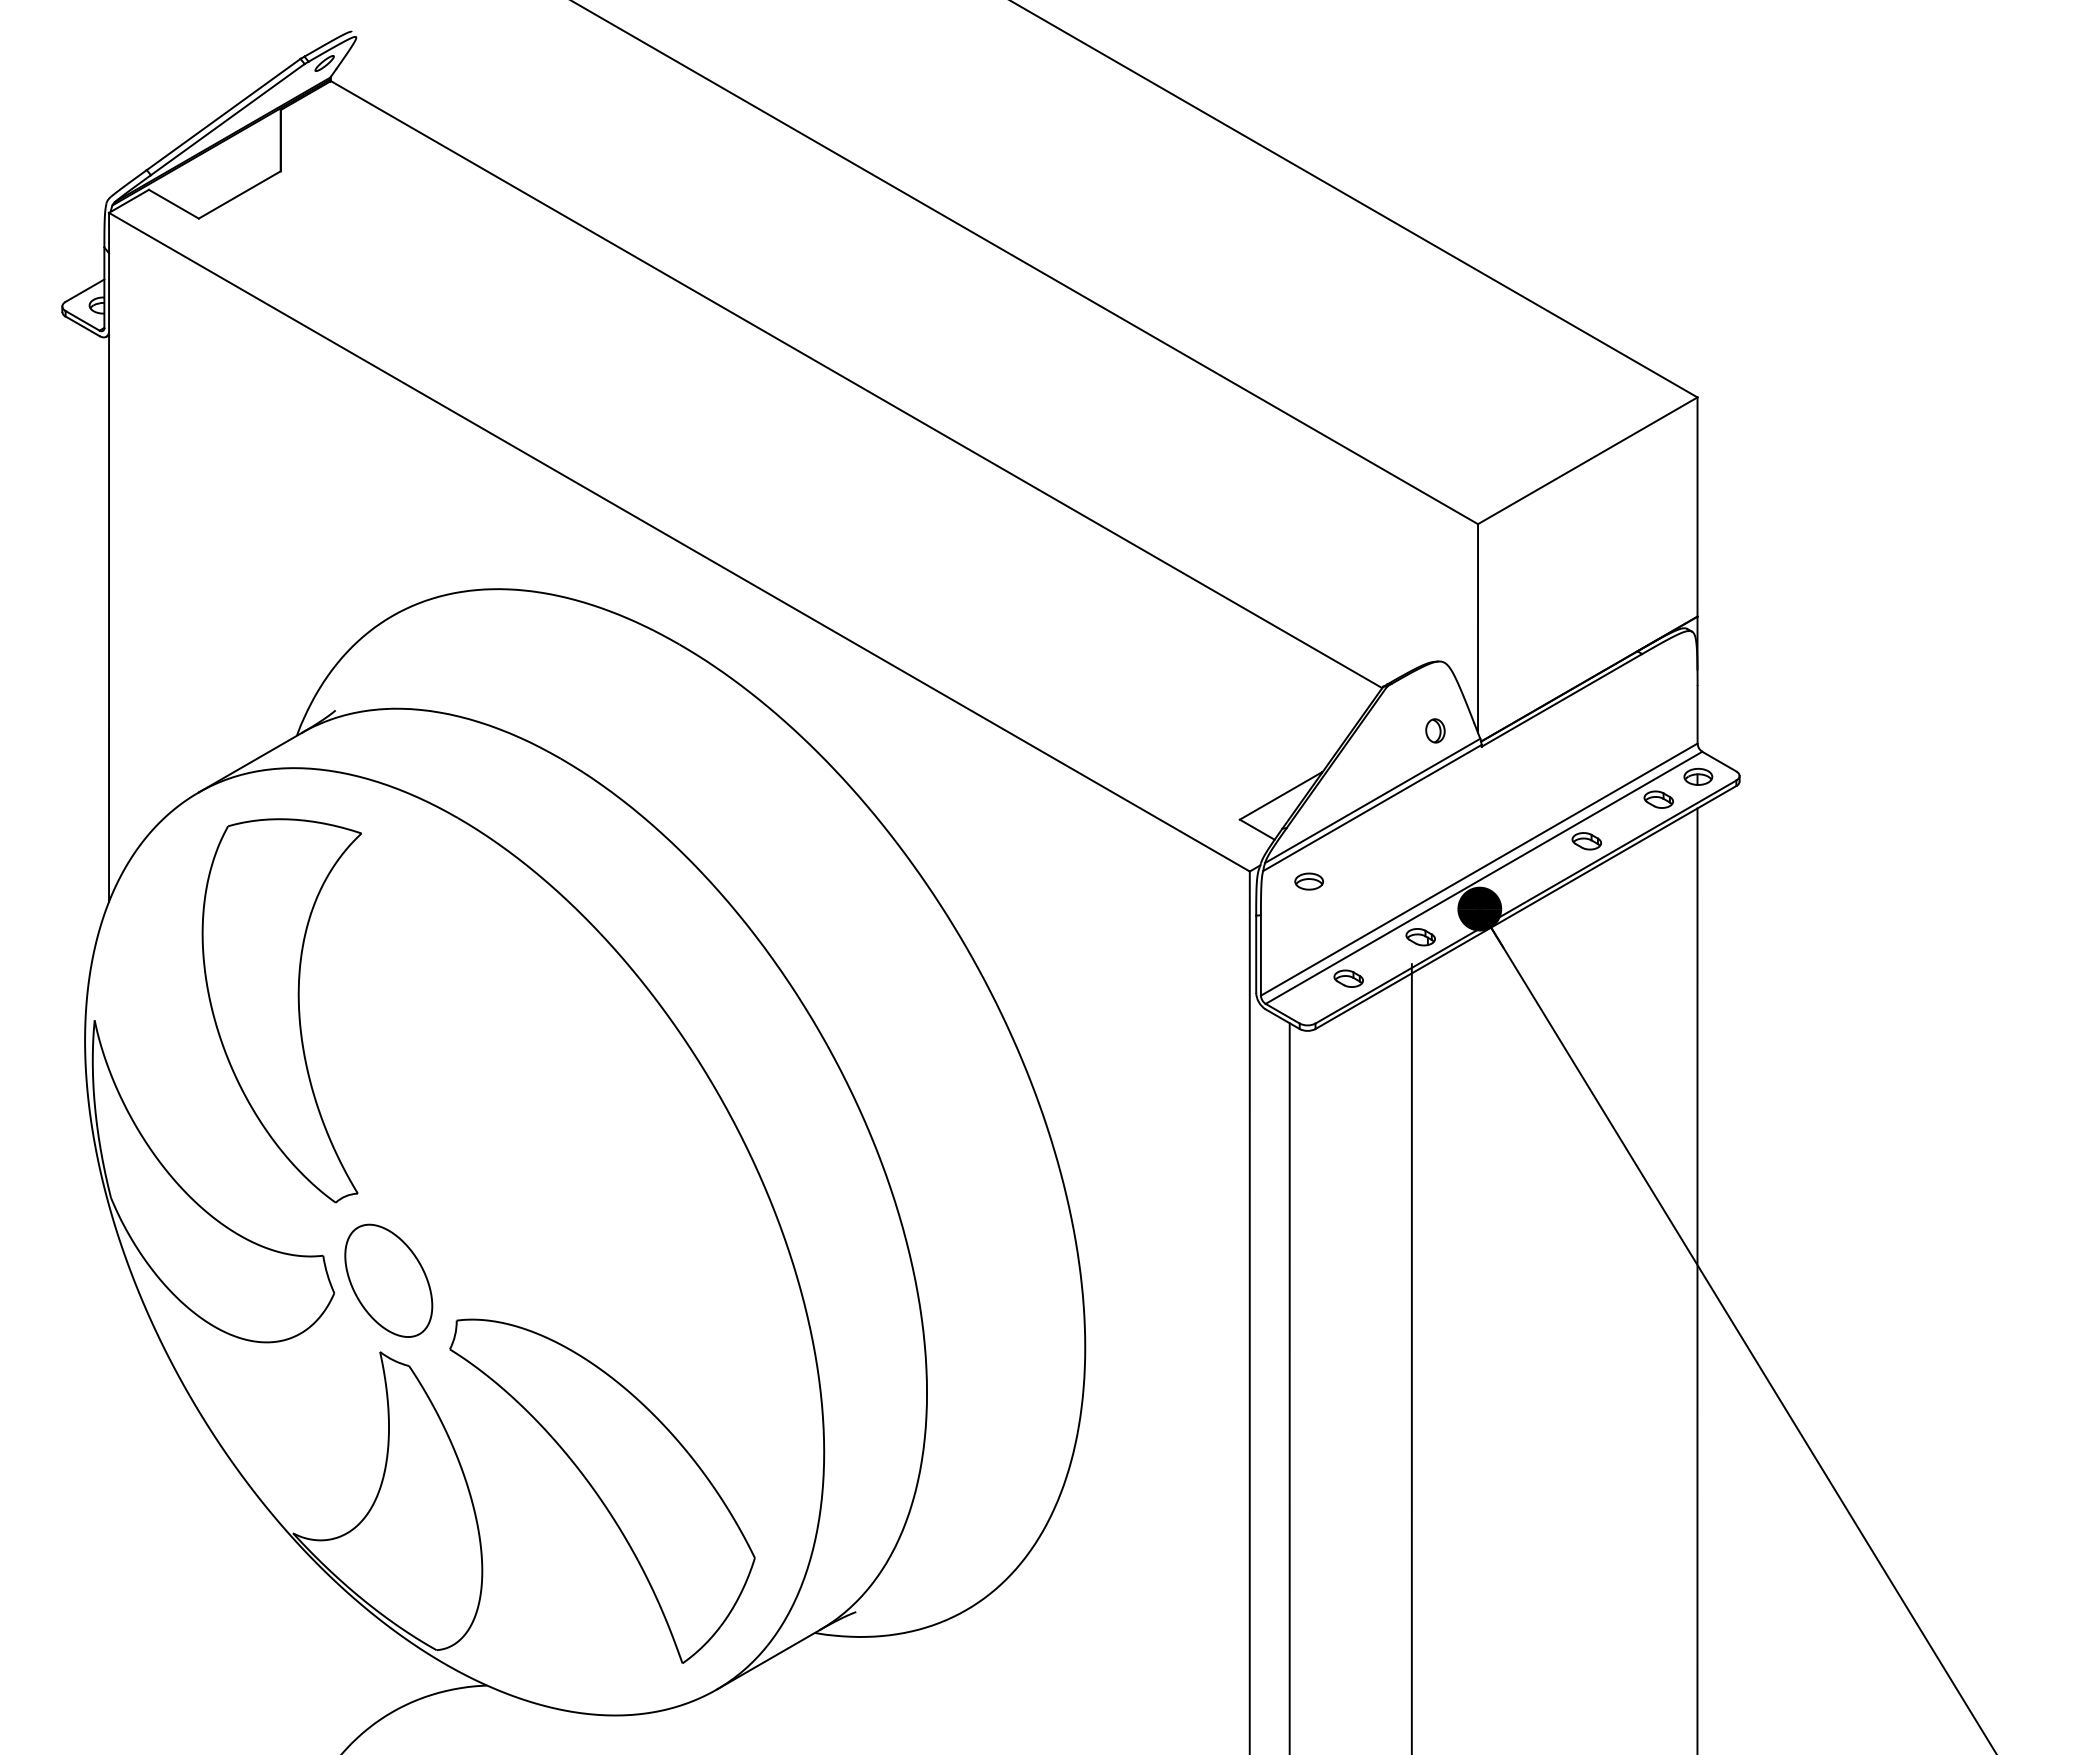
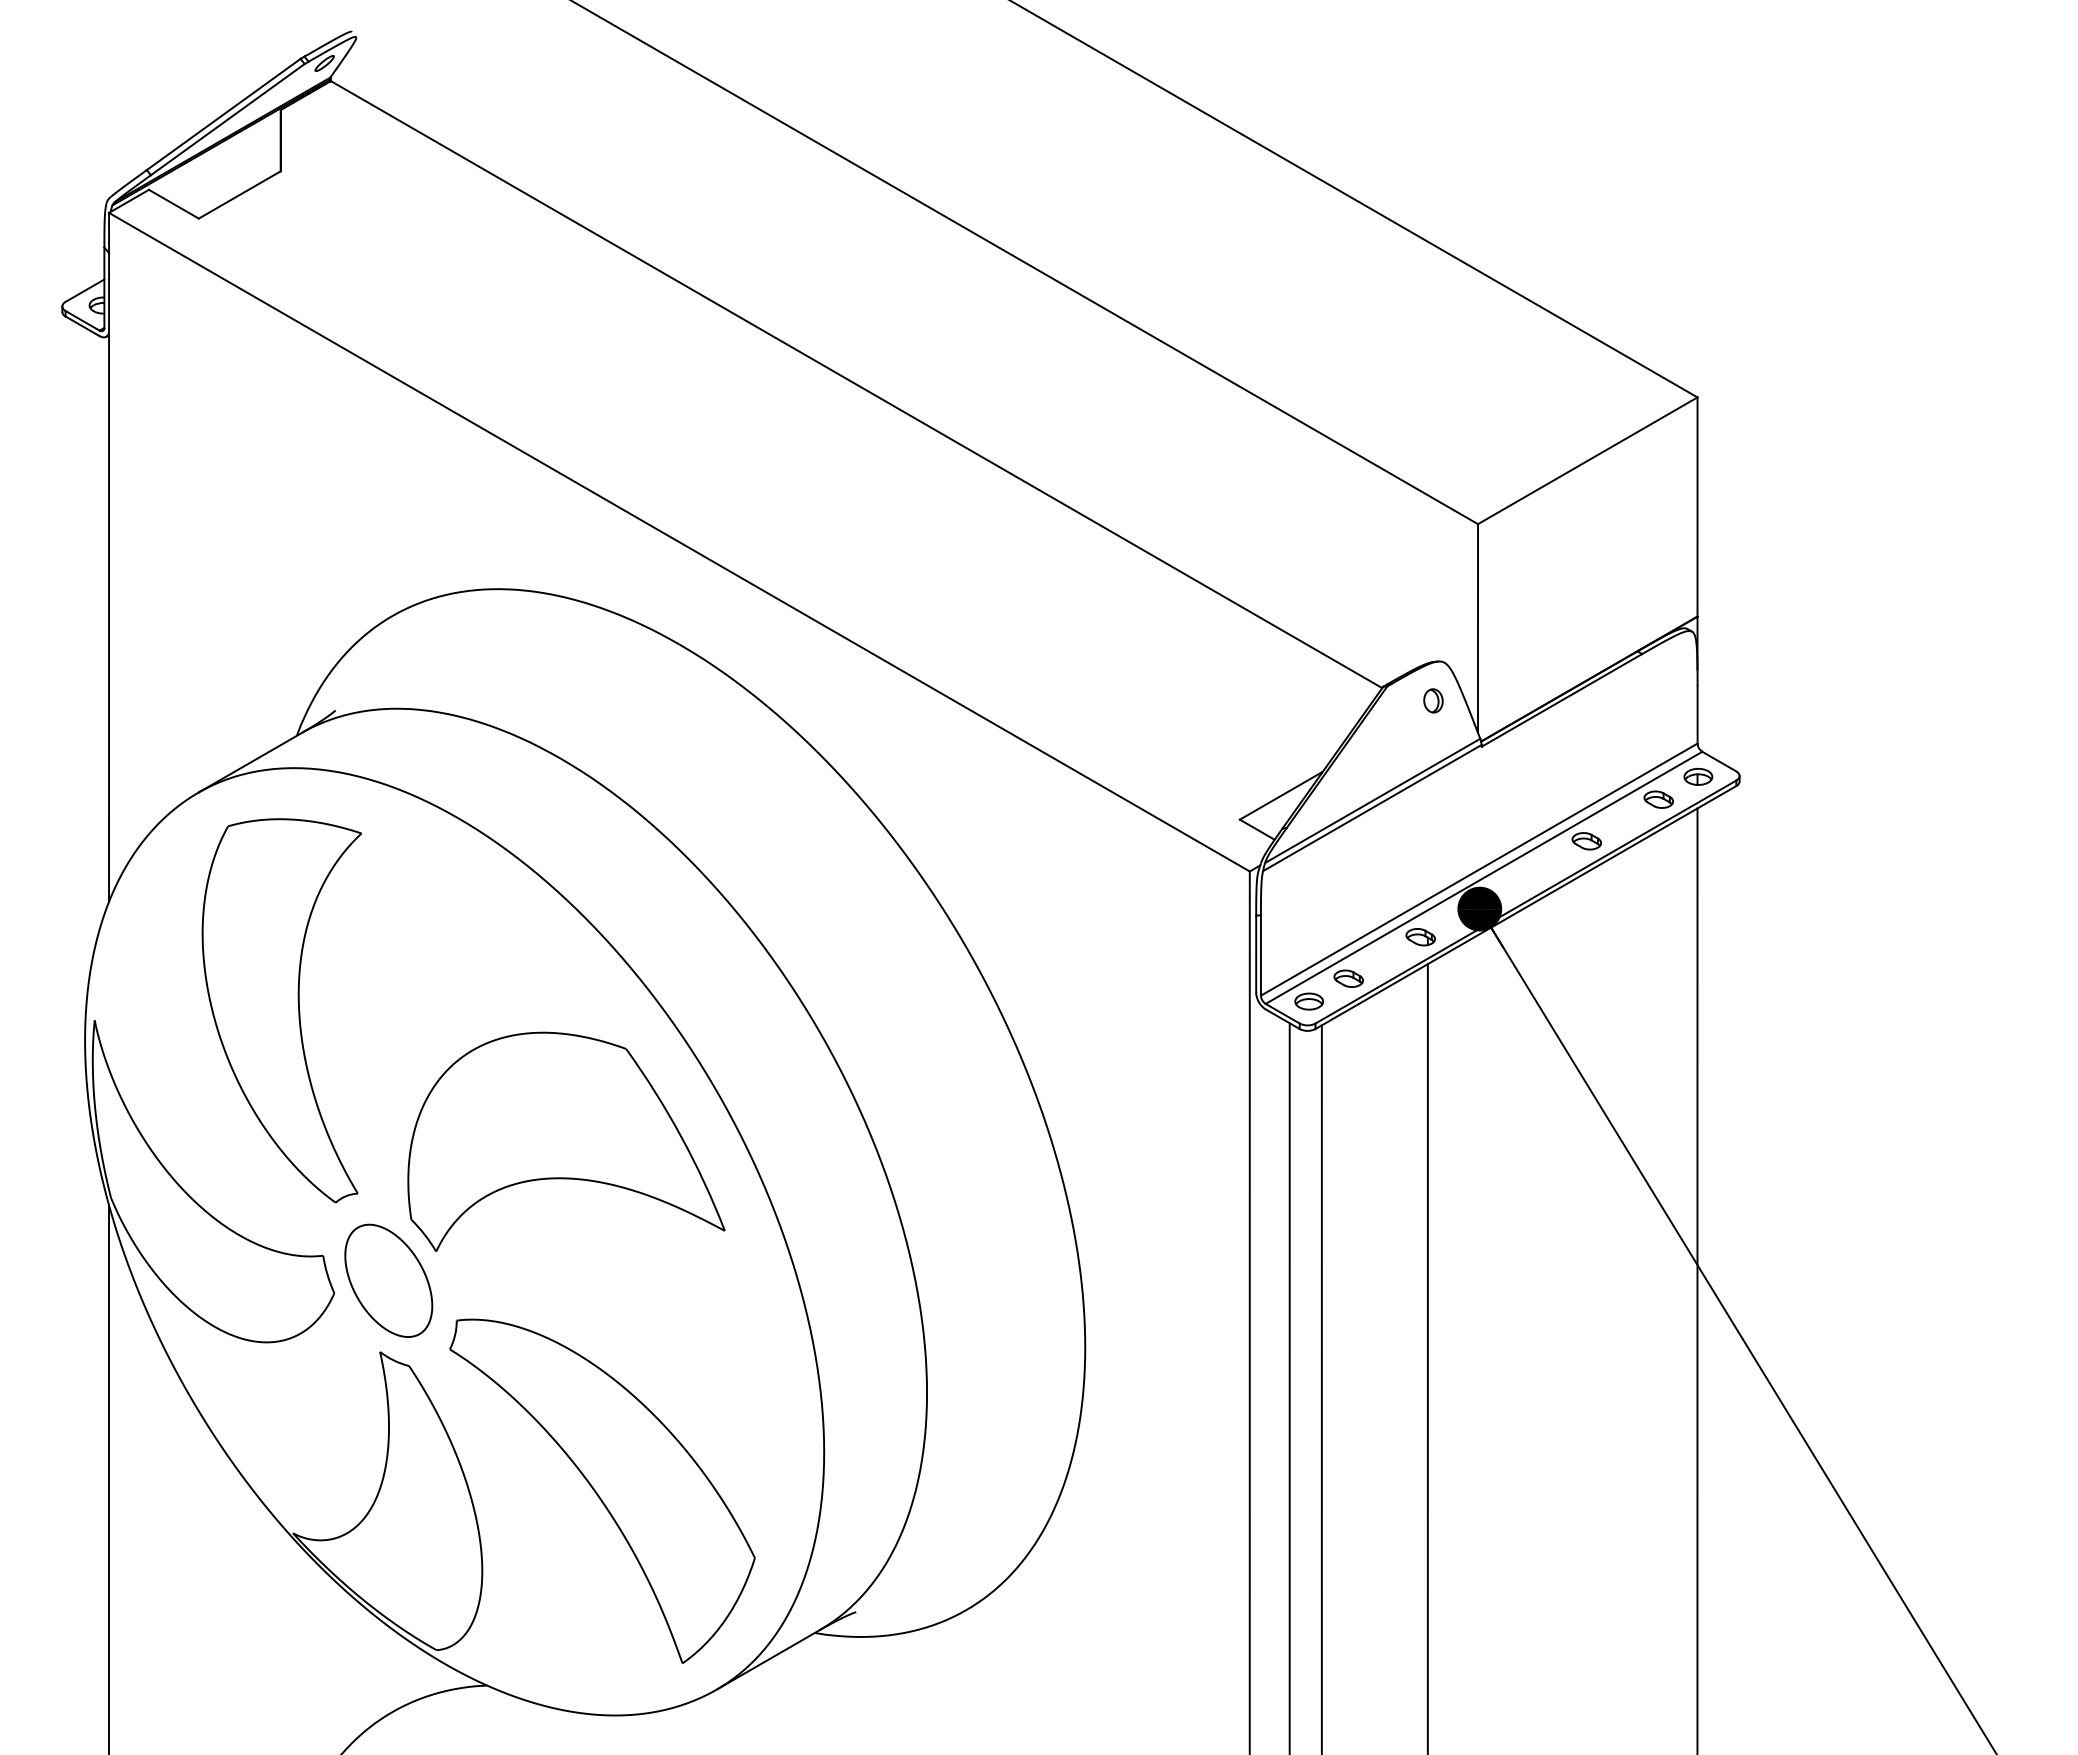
part position: (1435, 730) -> (1433, 700) (1433, 700)
part position: (1309, 881) -> (1309, 1001) (1309, 1001)
part: none -> present (566, 1141)
line position: (1411, 1357) -> (1427, 1357) (1427, 1357)
line: none -> present (1321, 1388)
line: none -> present (108, 1478)
